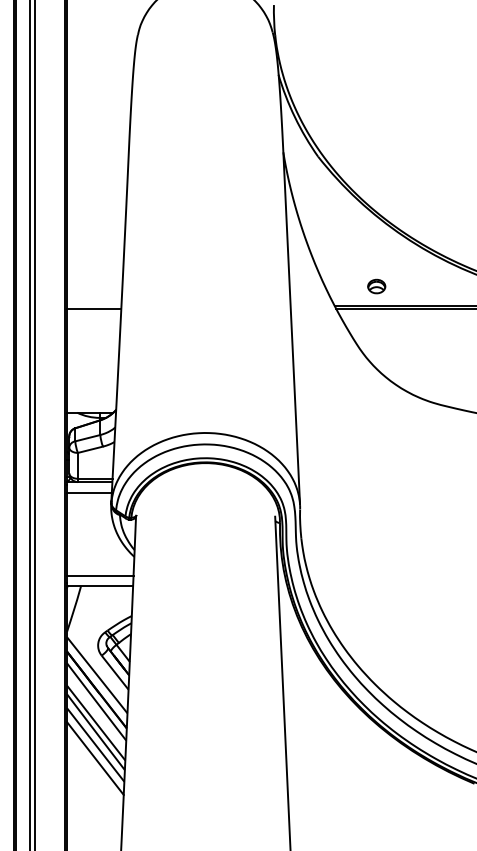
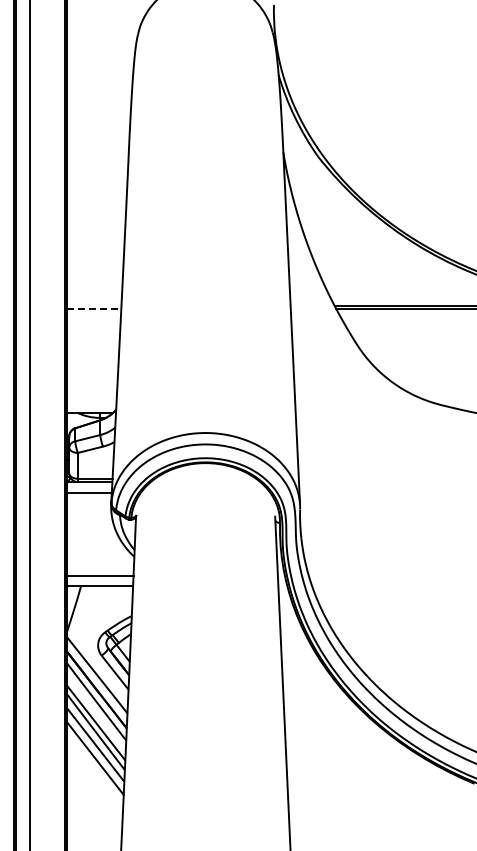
part: present -> none (376, 286)
line: solid -> dashed (94, 308)
line: present -> none (35, 424)
